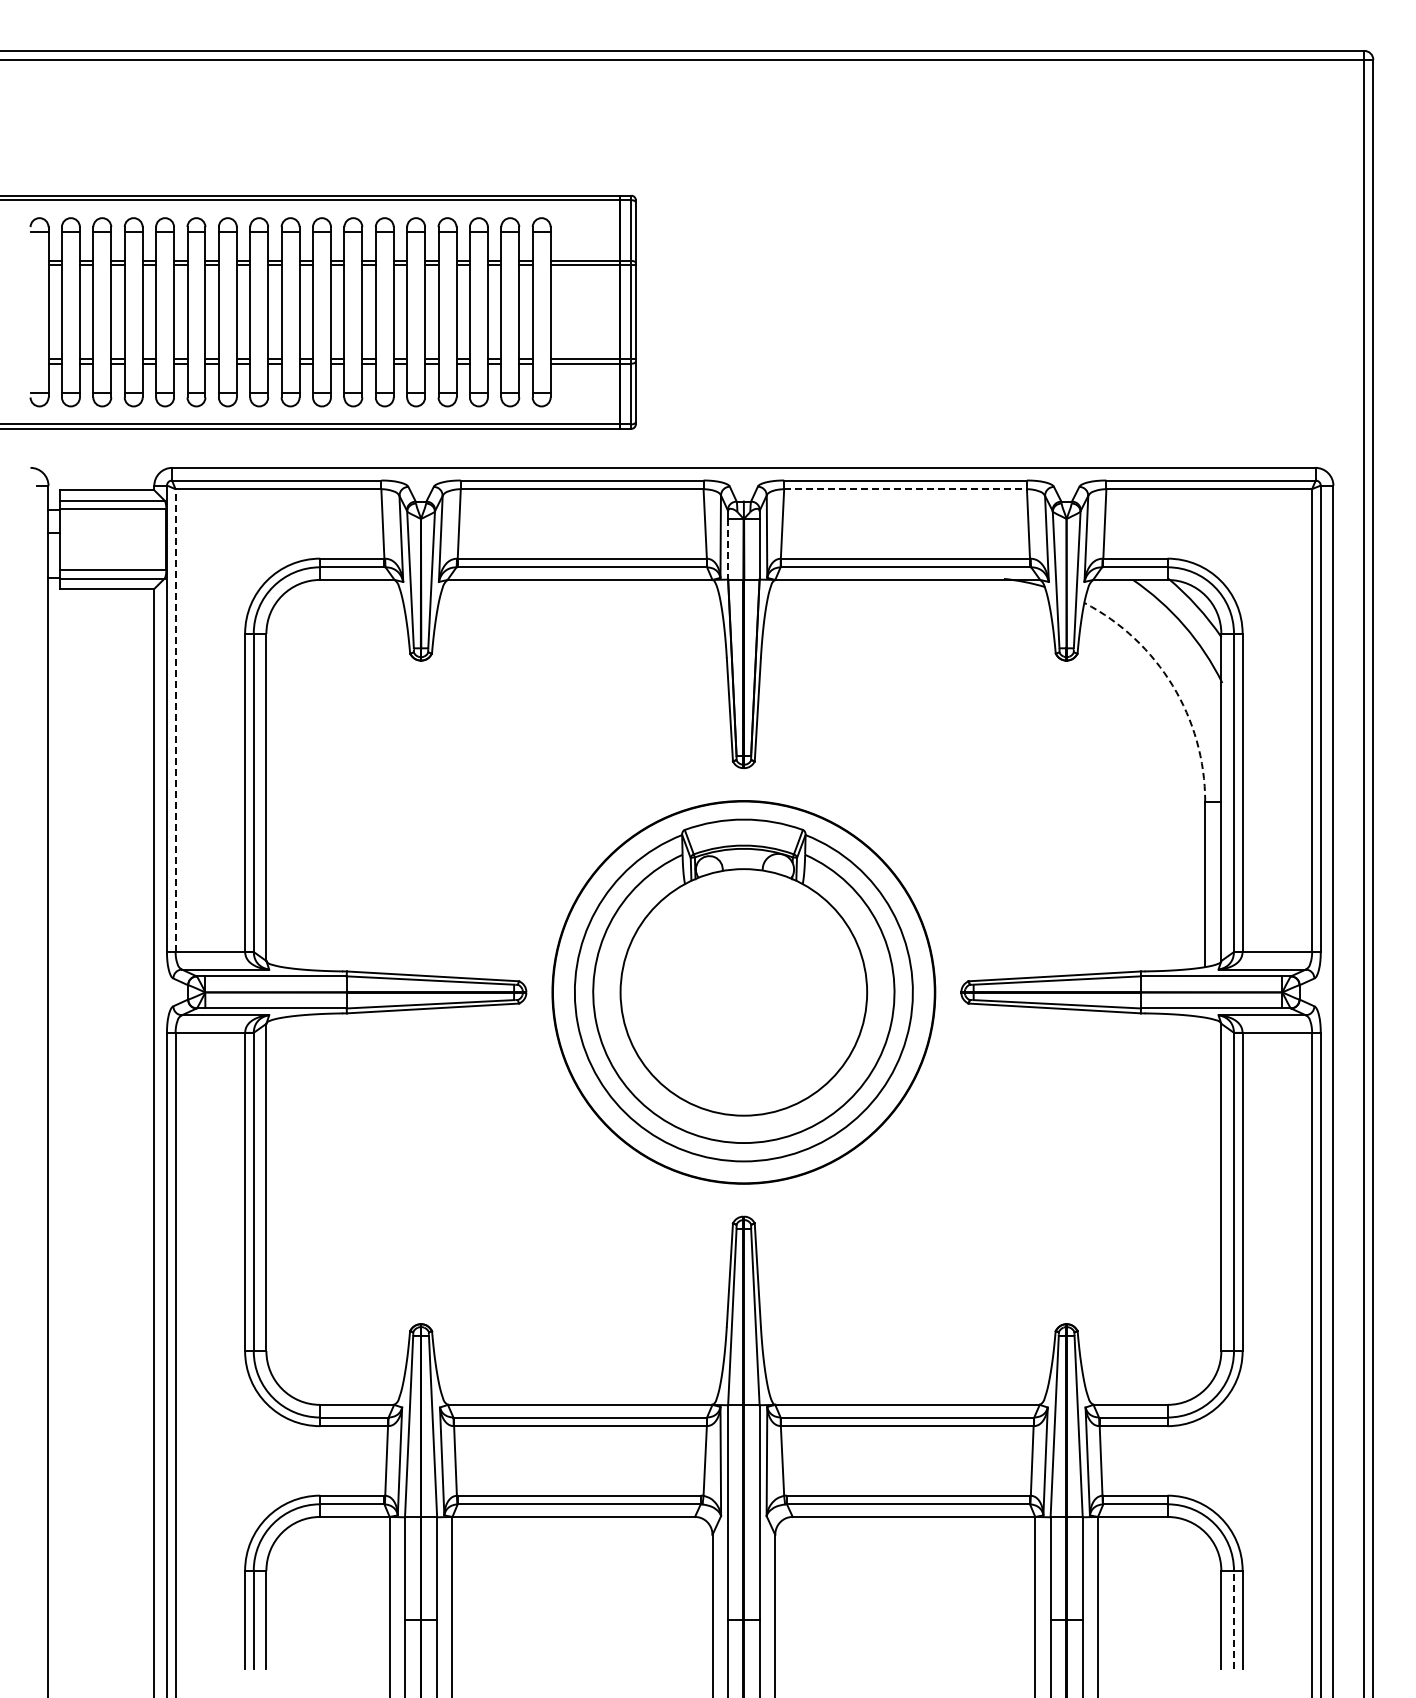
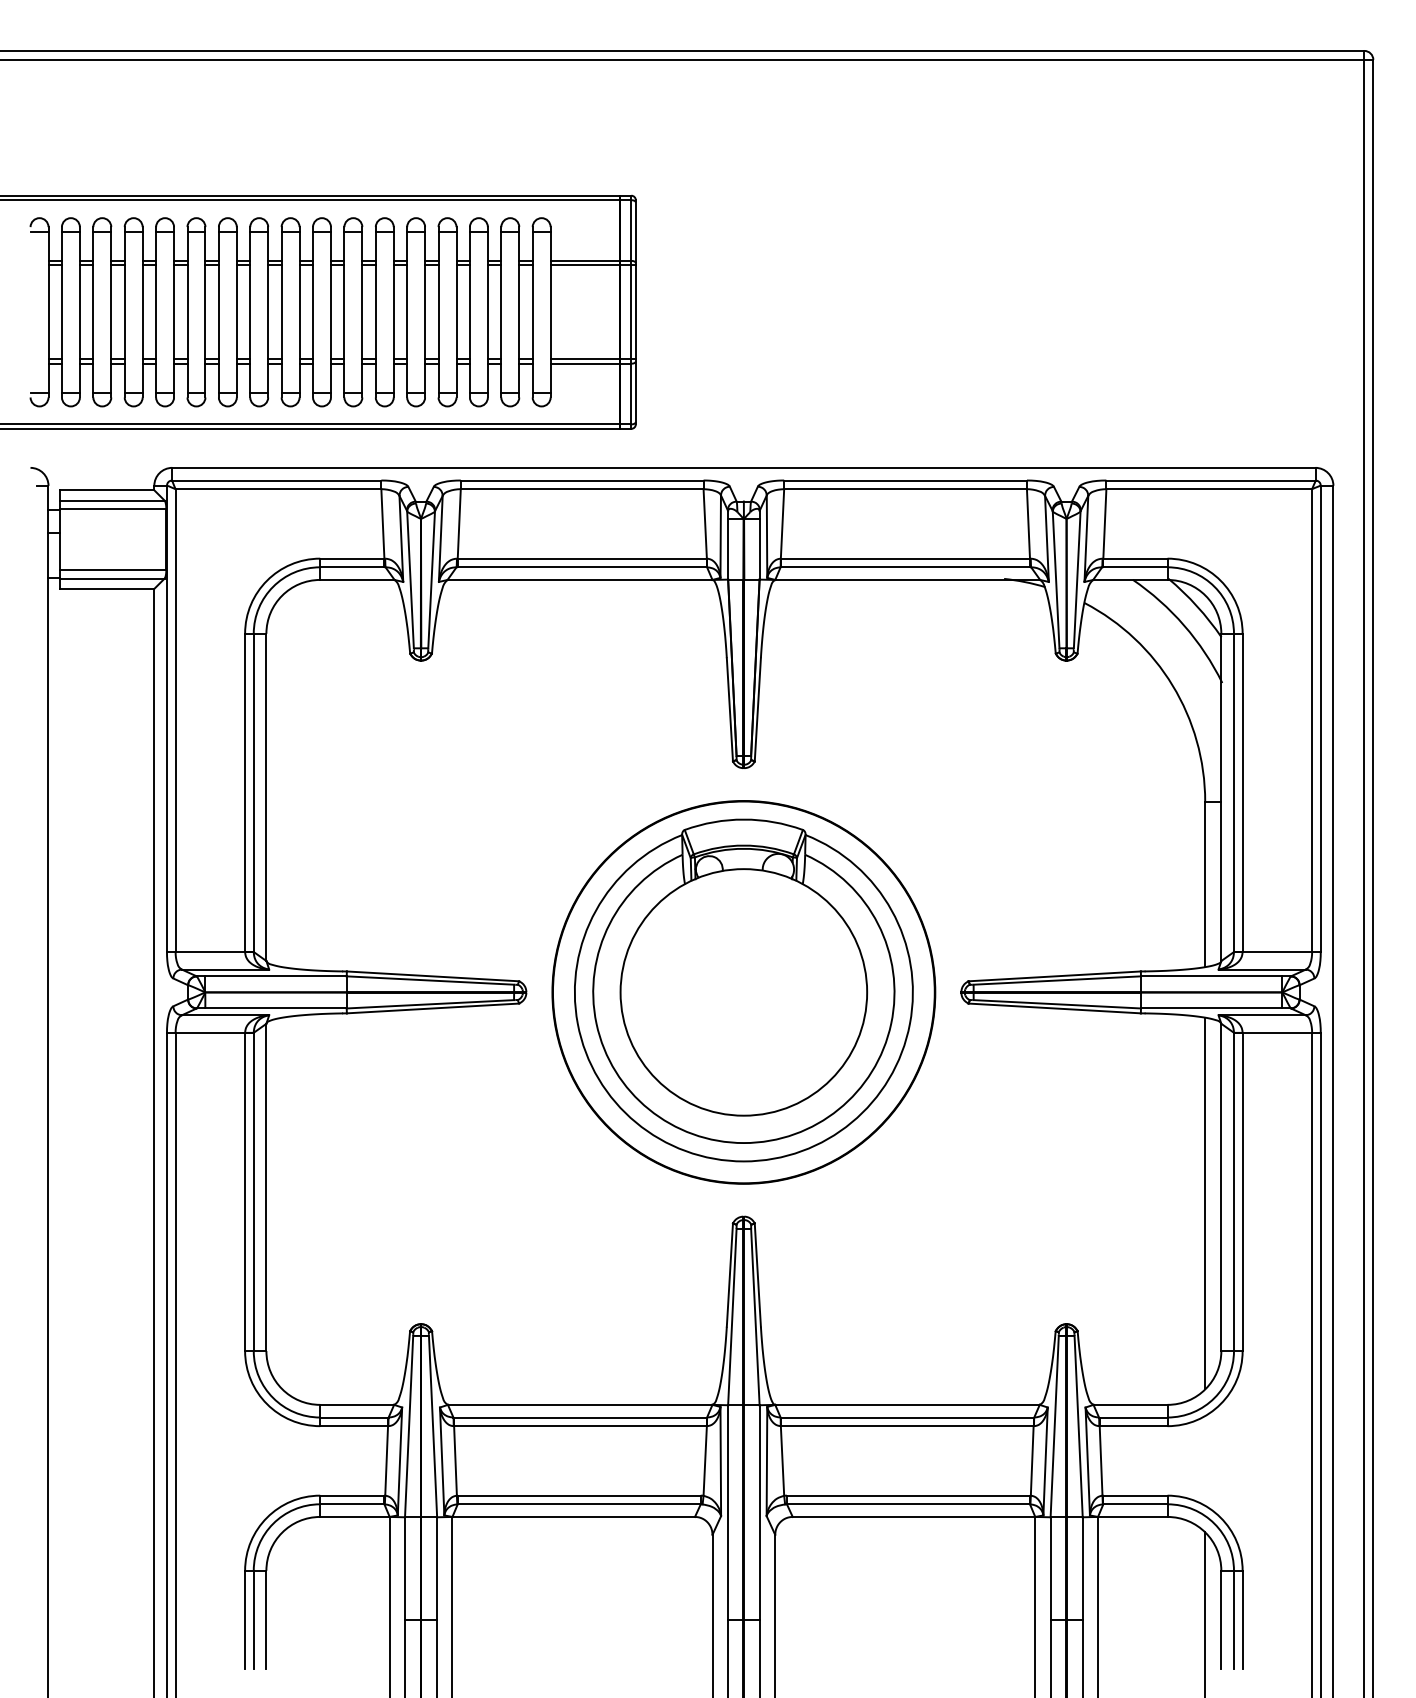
line: dashed -> solid (906, 489)
line: dashed -> solid (728, 549)
arc: dashed -> solid (1172, 685)
line: dashed -> solid (175, 719)
line: none -> present (1205, 1203)
line: none -> present (1205, 1613)
line: dashed -> solid (1233, 1619)
